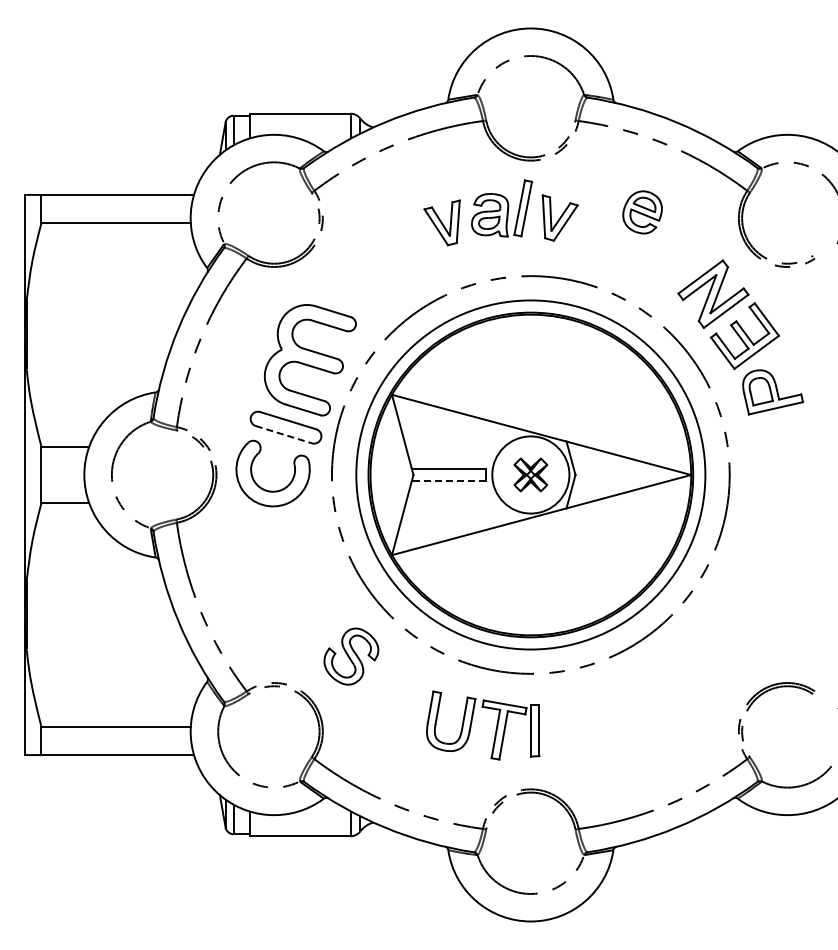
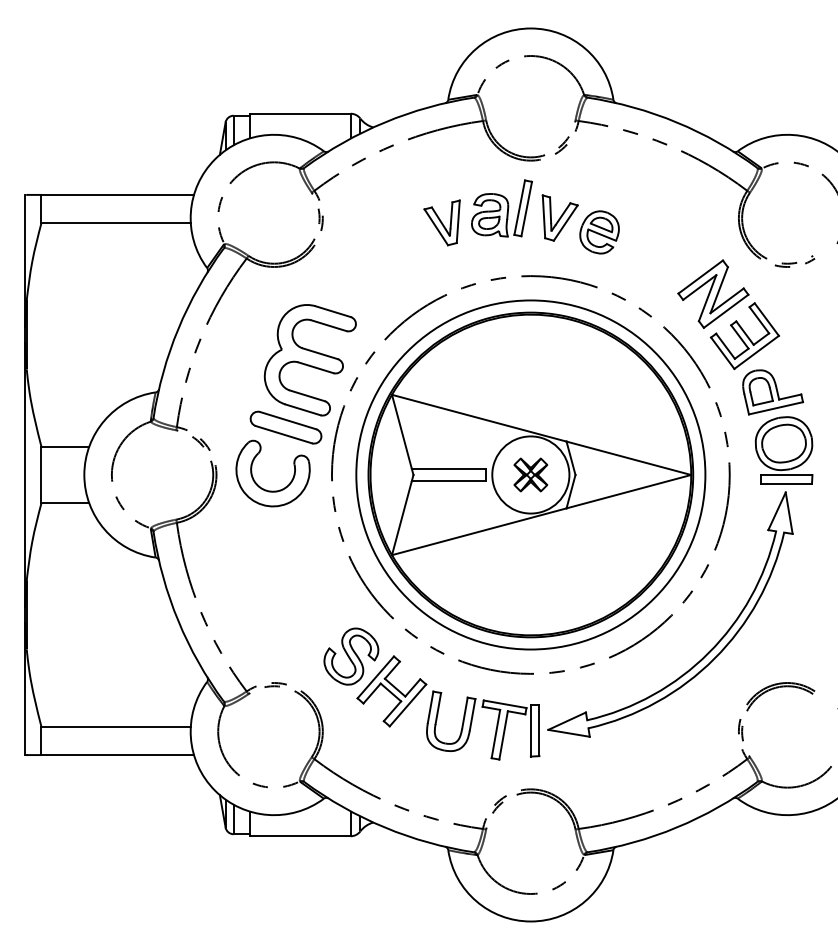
part position: (642, 212) -> (599, 232) (599, 232)
line: dashed -> solid (284, 434)
line: dashed -> solid (448, 481)
part: none -> present (737, 616)
part: none -> present (391, 691)
